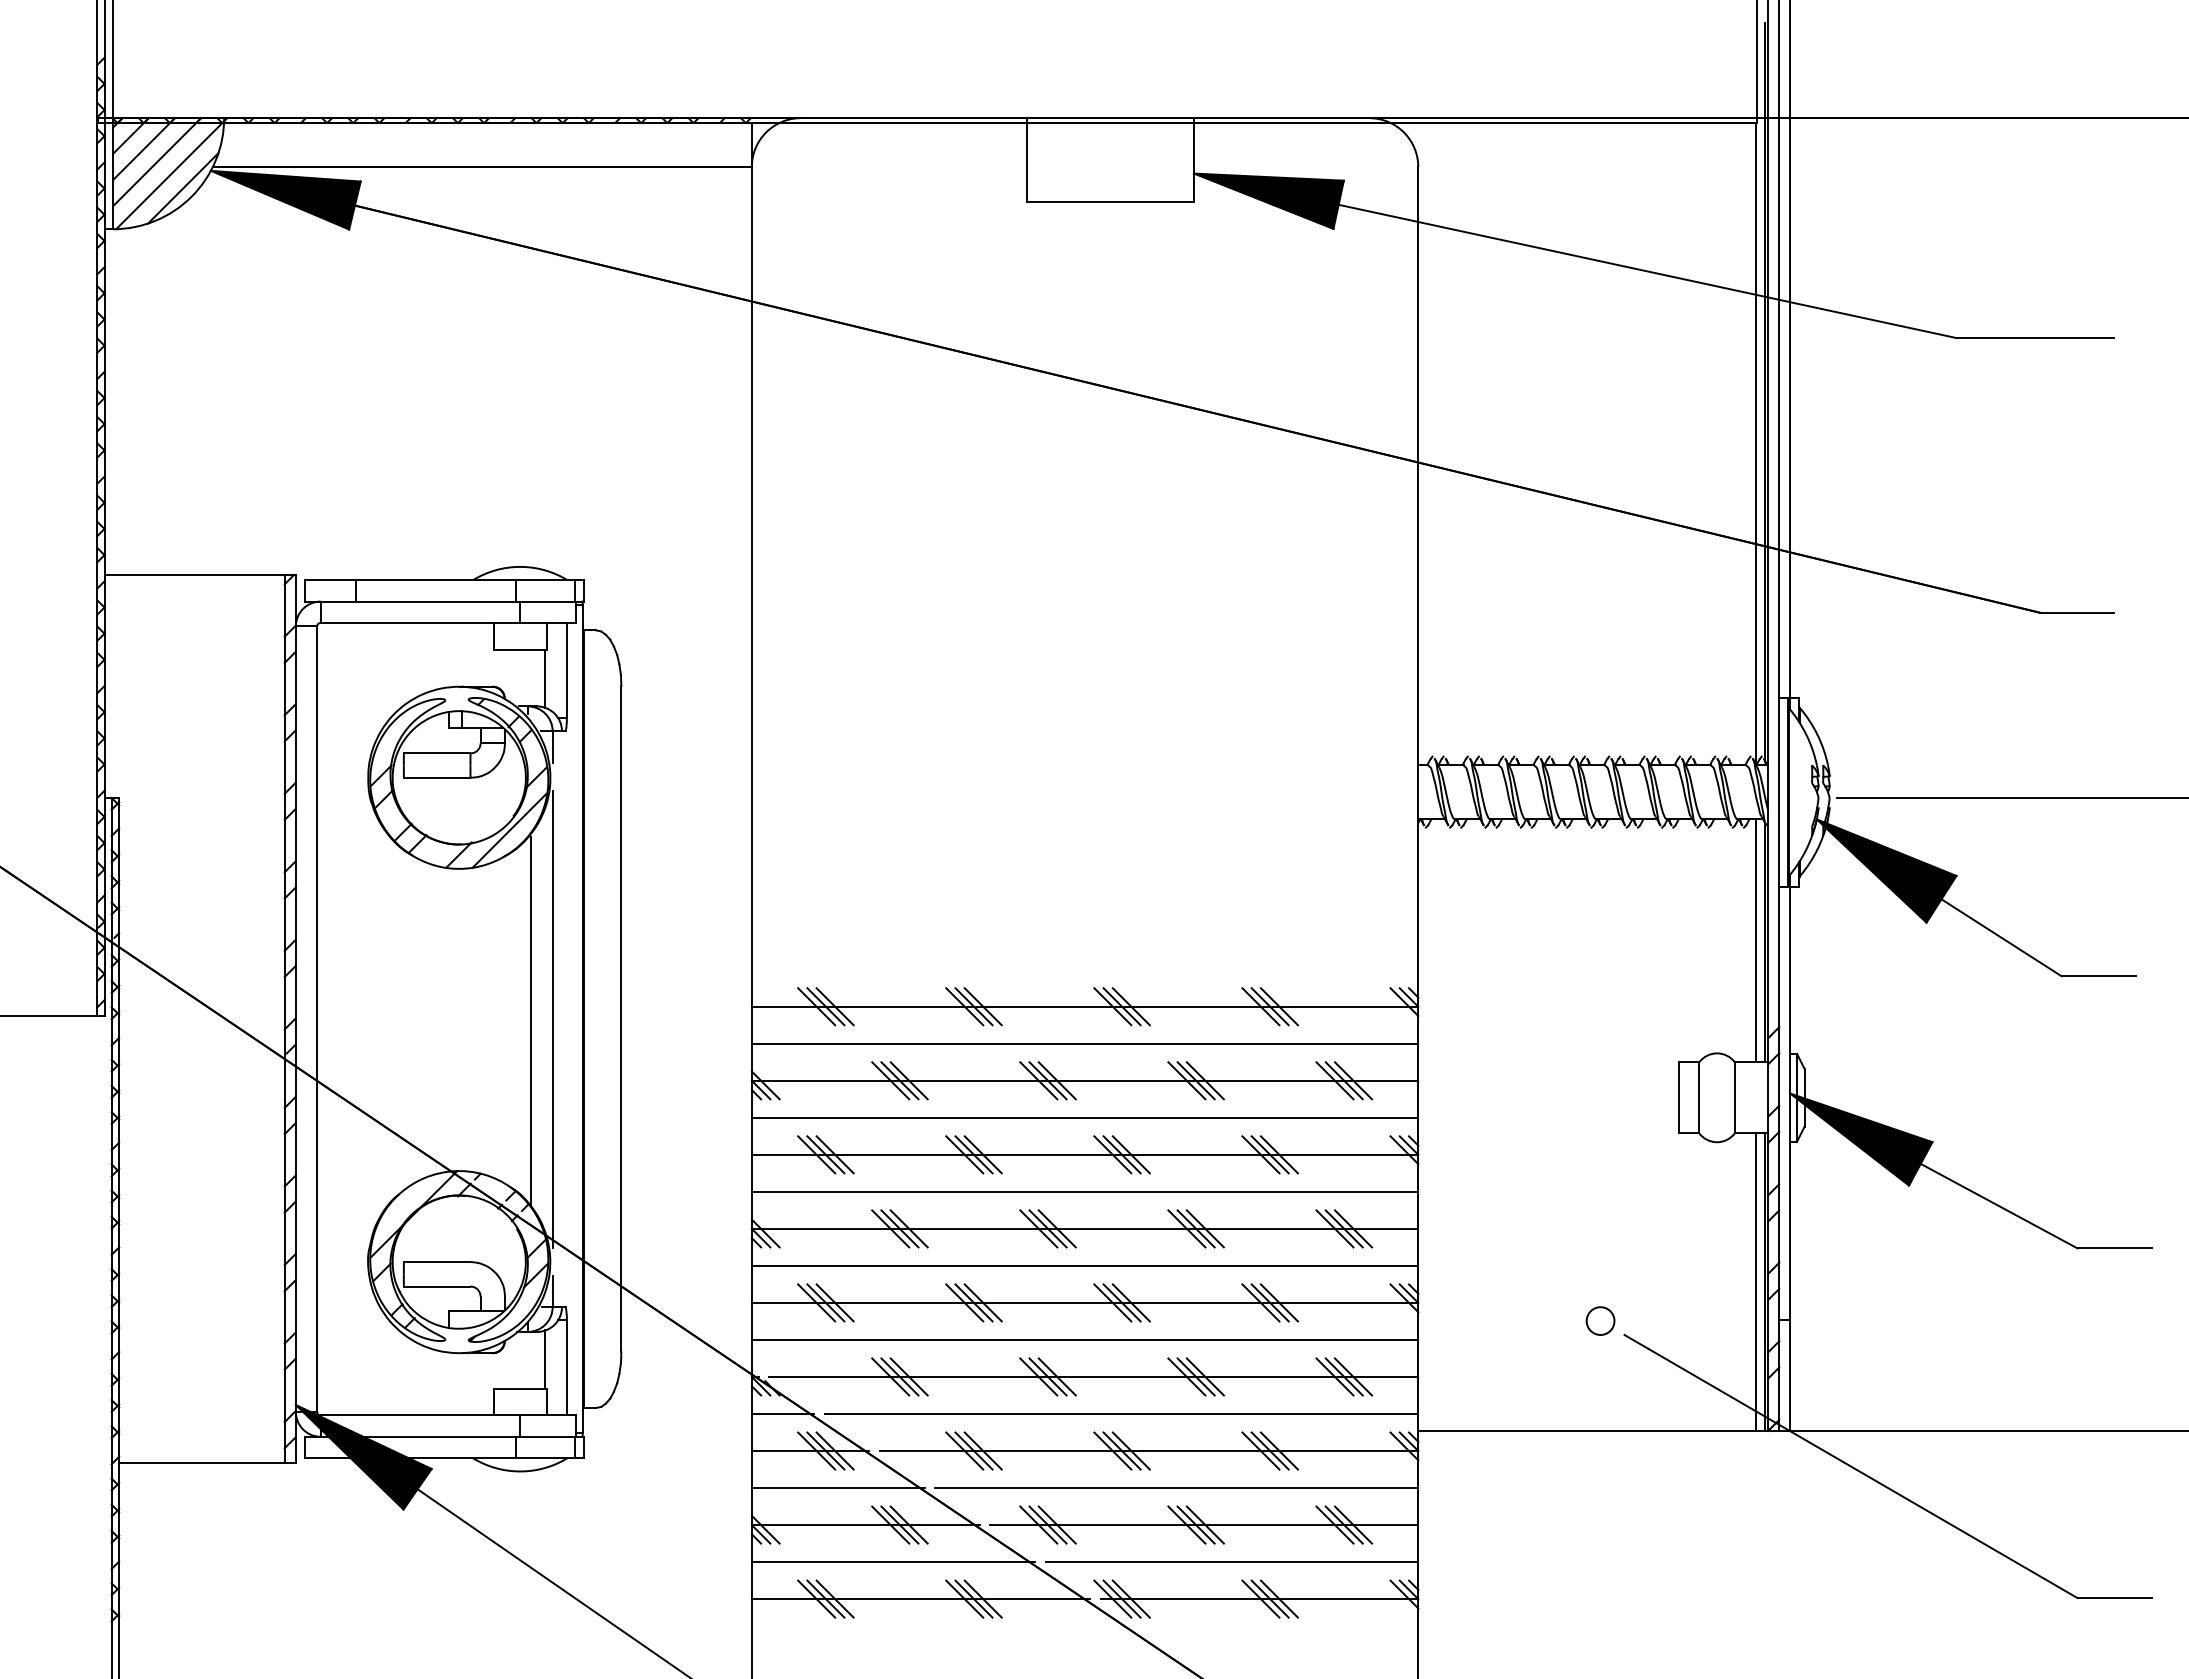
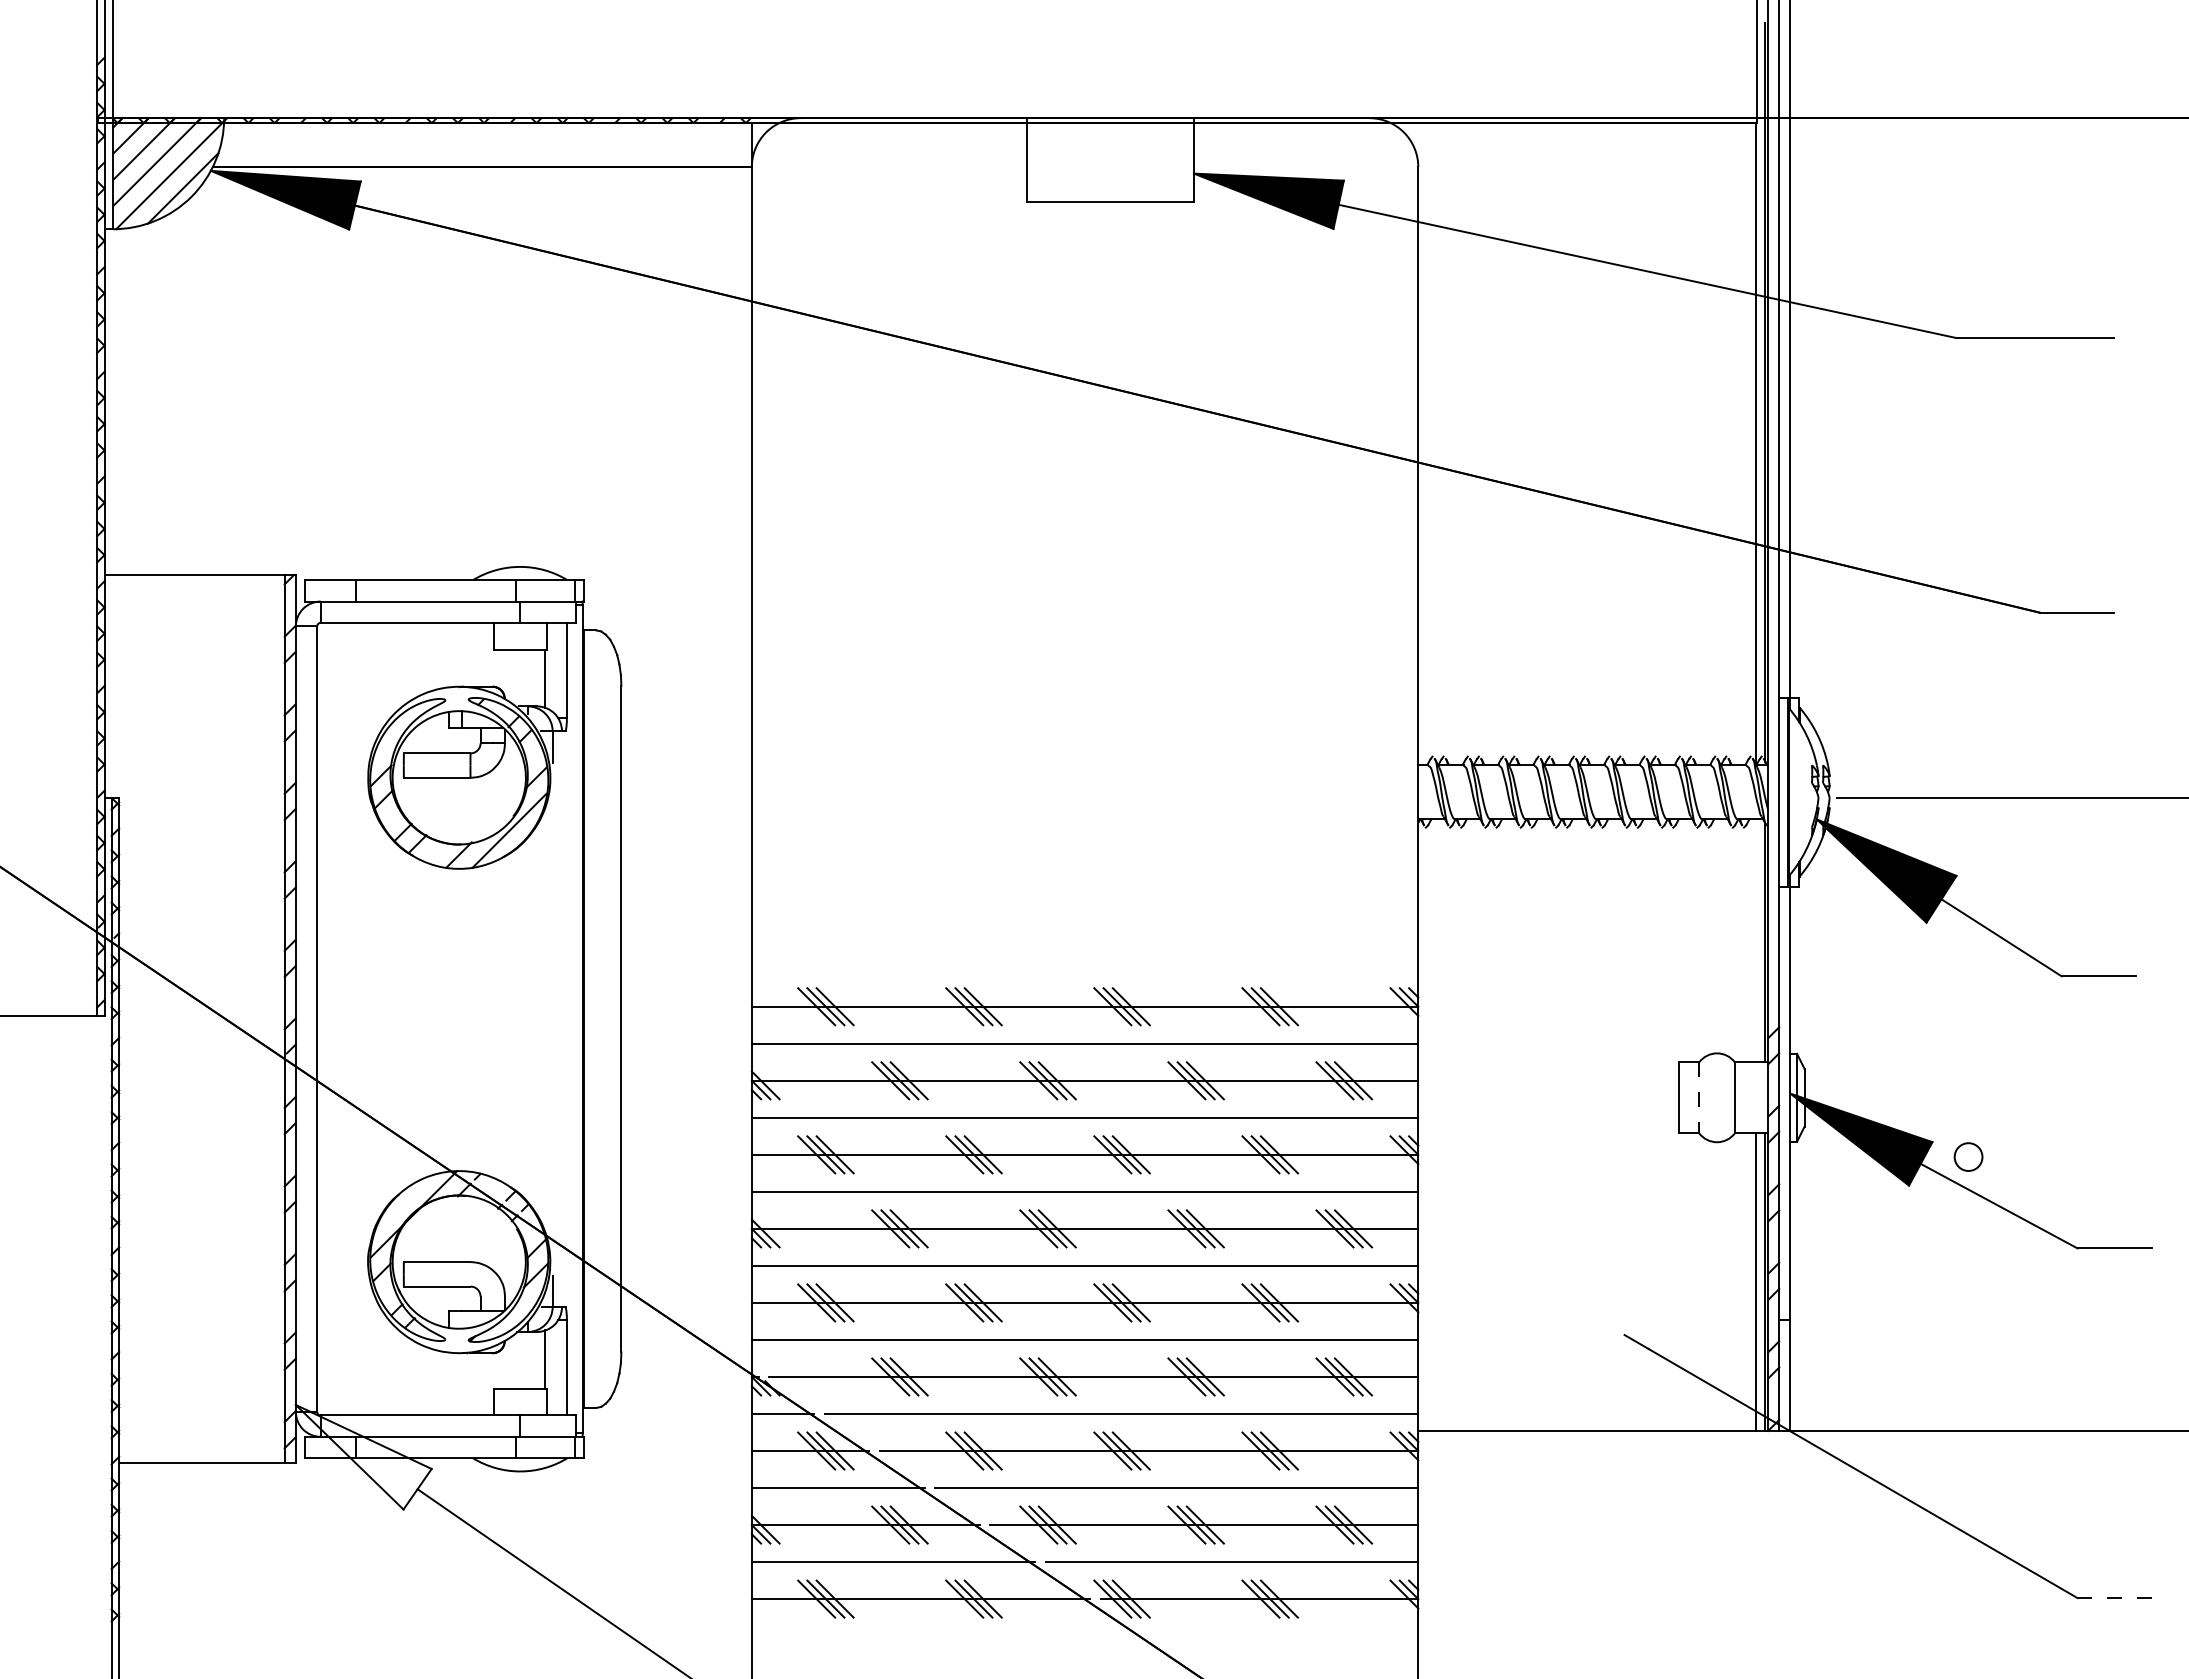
line: present -> none (1755, 940)
line: present -> none (552, 1018)
line: present -> none (531, 1021)
line: solid -> dashed (1699, 1097)
circle position: (1600, 1320) -> (1968, 1156) (1968, 1156)
fill: present -> none (363, 1456)
line: solid -> dashed (2115, 1598)
